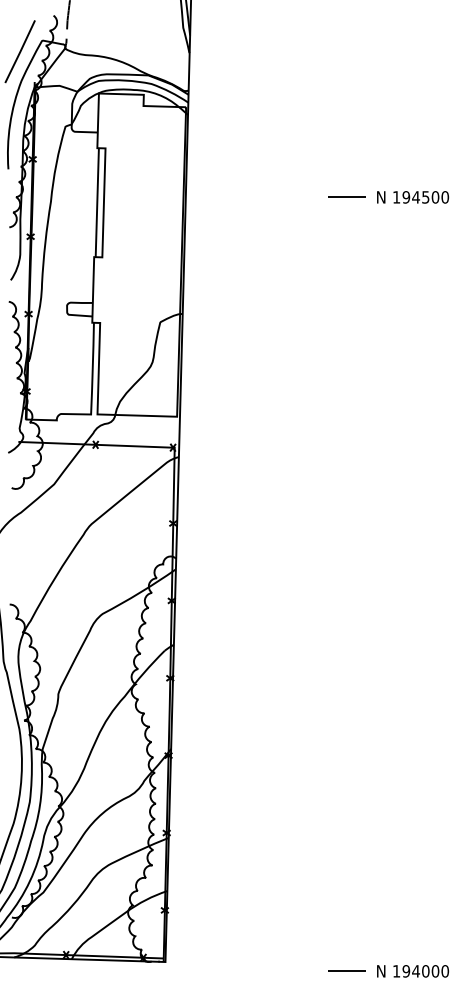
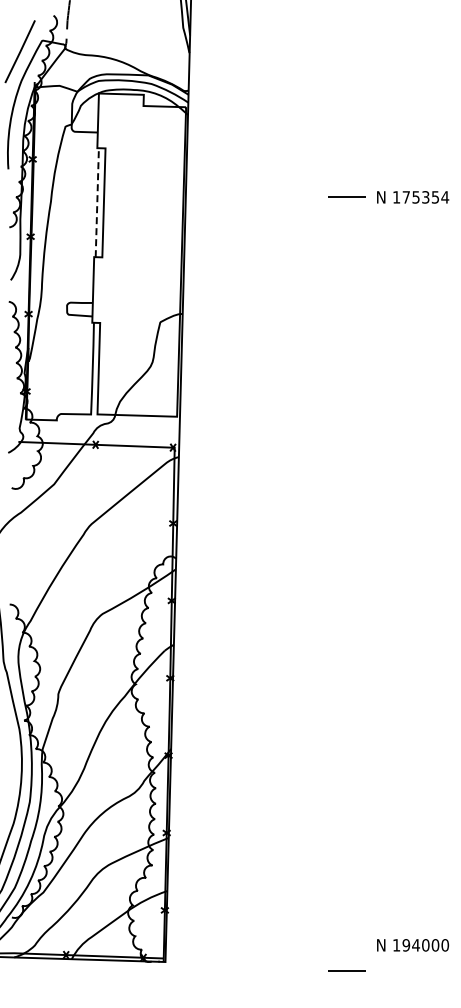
text: 194500 -> 175354 (425, 197)
line: solid -> dashed (97, 202)
text position: (413, 971) -> (413, 945) (413, 945)
